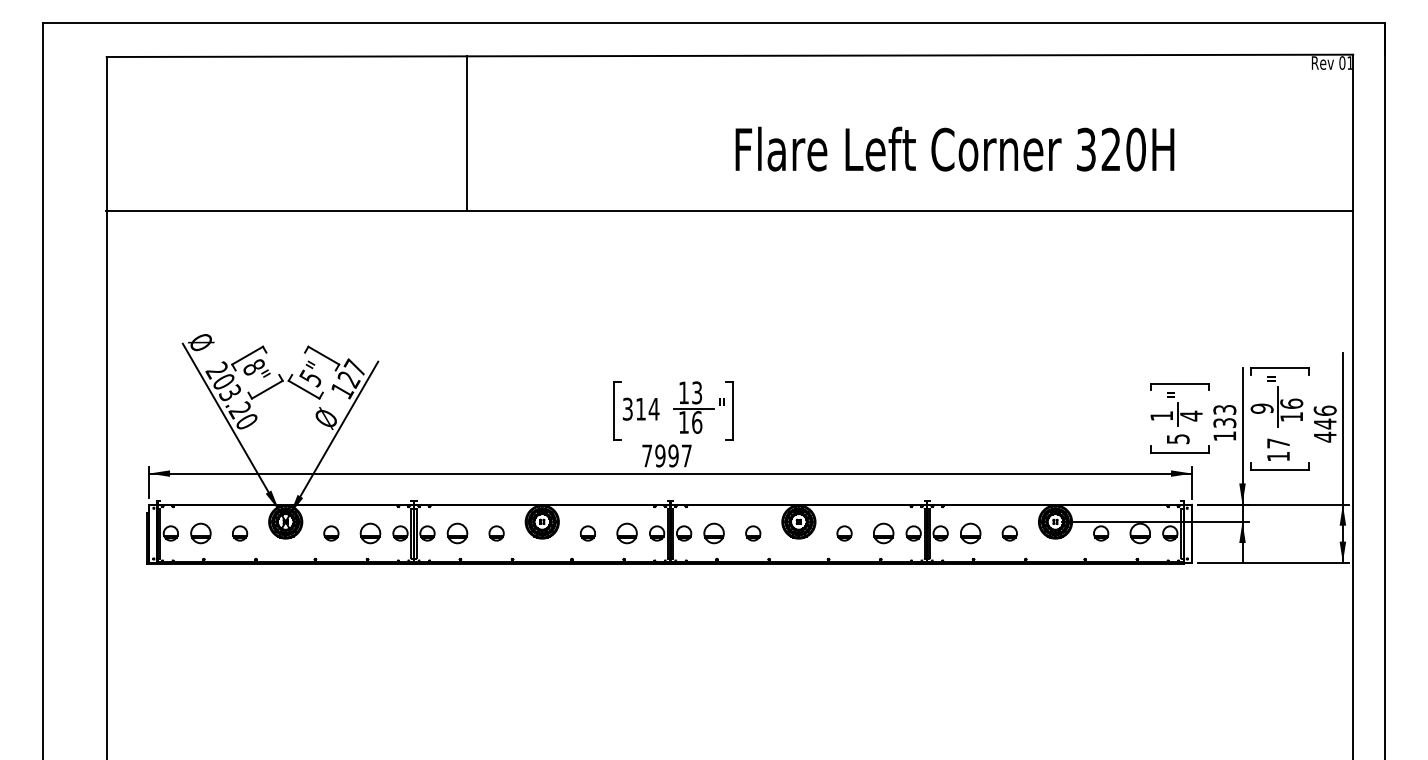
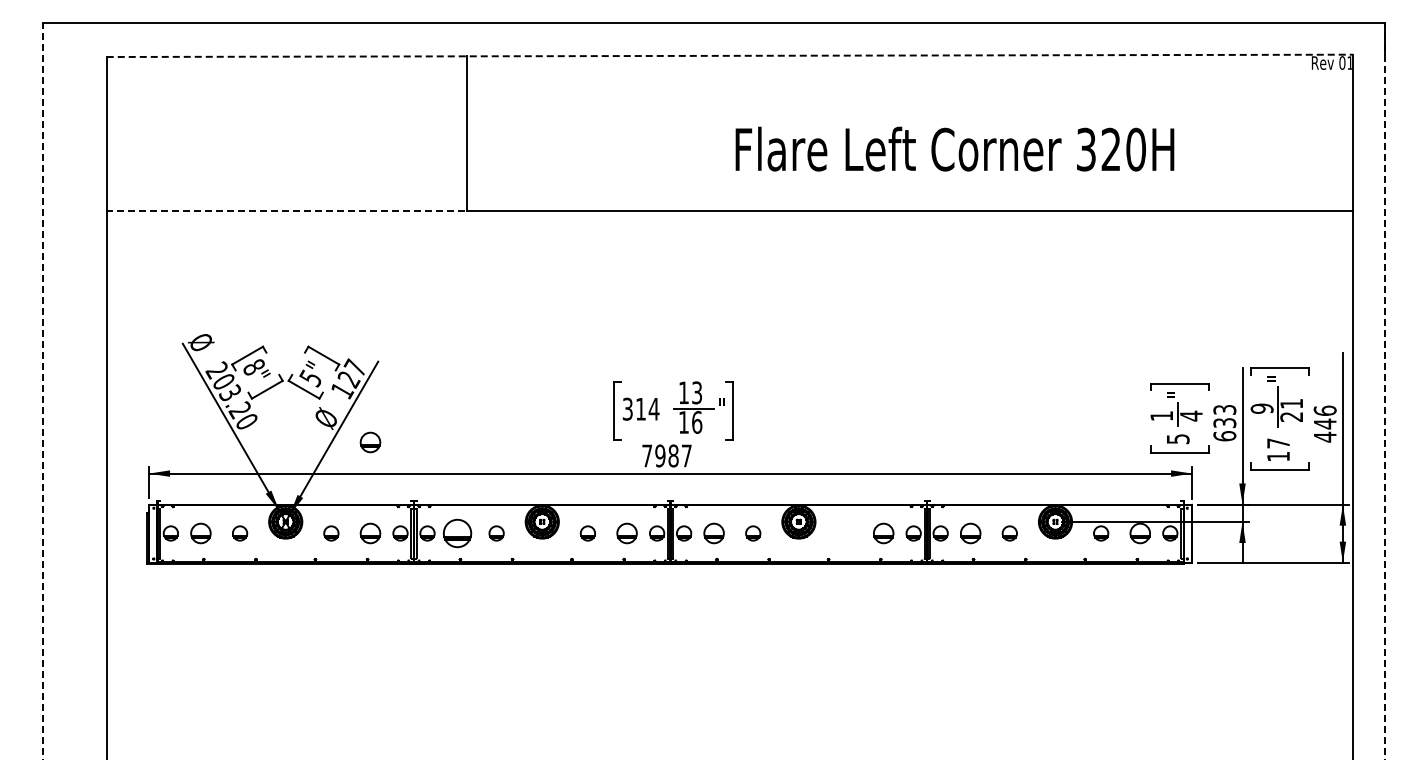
line: solid -> dashed (730, 55)
line: solid -> dashed (287, 211)
line: solid -> dashed (42, 390)
line: solid -> dashed (1385, 390)
text: 16 -> 21 (1291, 409)
text: 133 -> 633 (1224, 436)
part: none -> present (370, 442)
text: 7997 -> 7987 (673, 455)
part size: 23x23 px -> 30x31 px (457, 533)
part: present -> none (844, 533)
